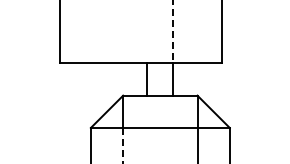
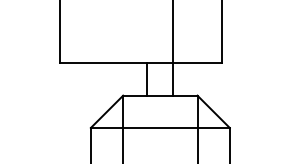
line: dashed -> solid (173, 32)
line: dashed -> solid (123, 145)
